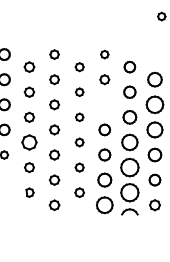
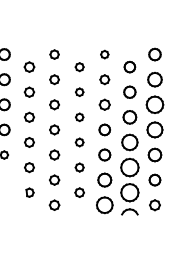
part: present -> none (161, 16)
part: none -> present (154, 54)
part: none -> present (104, 104)
part size: 17x17 px -> 11x11 px (29, 142)
